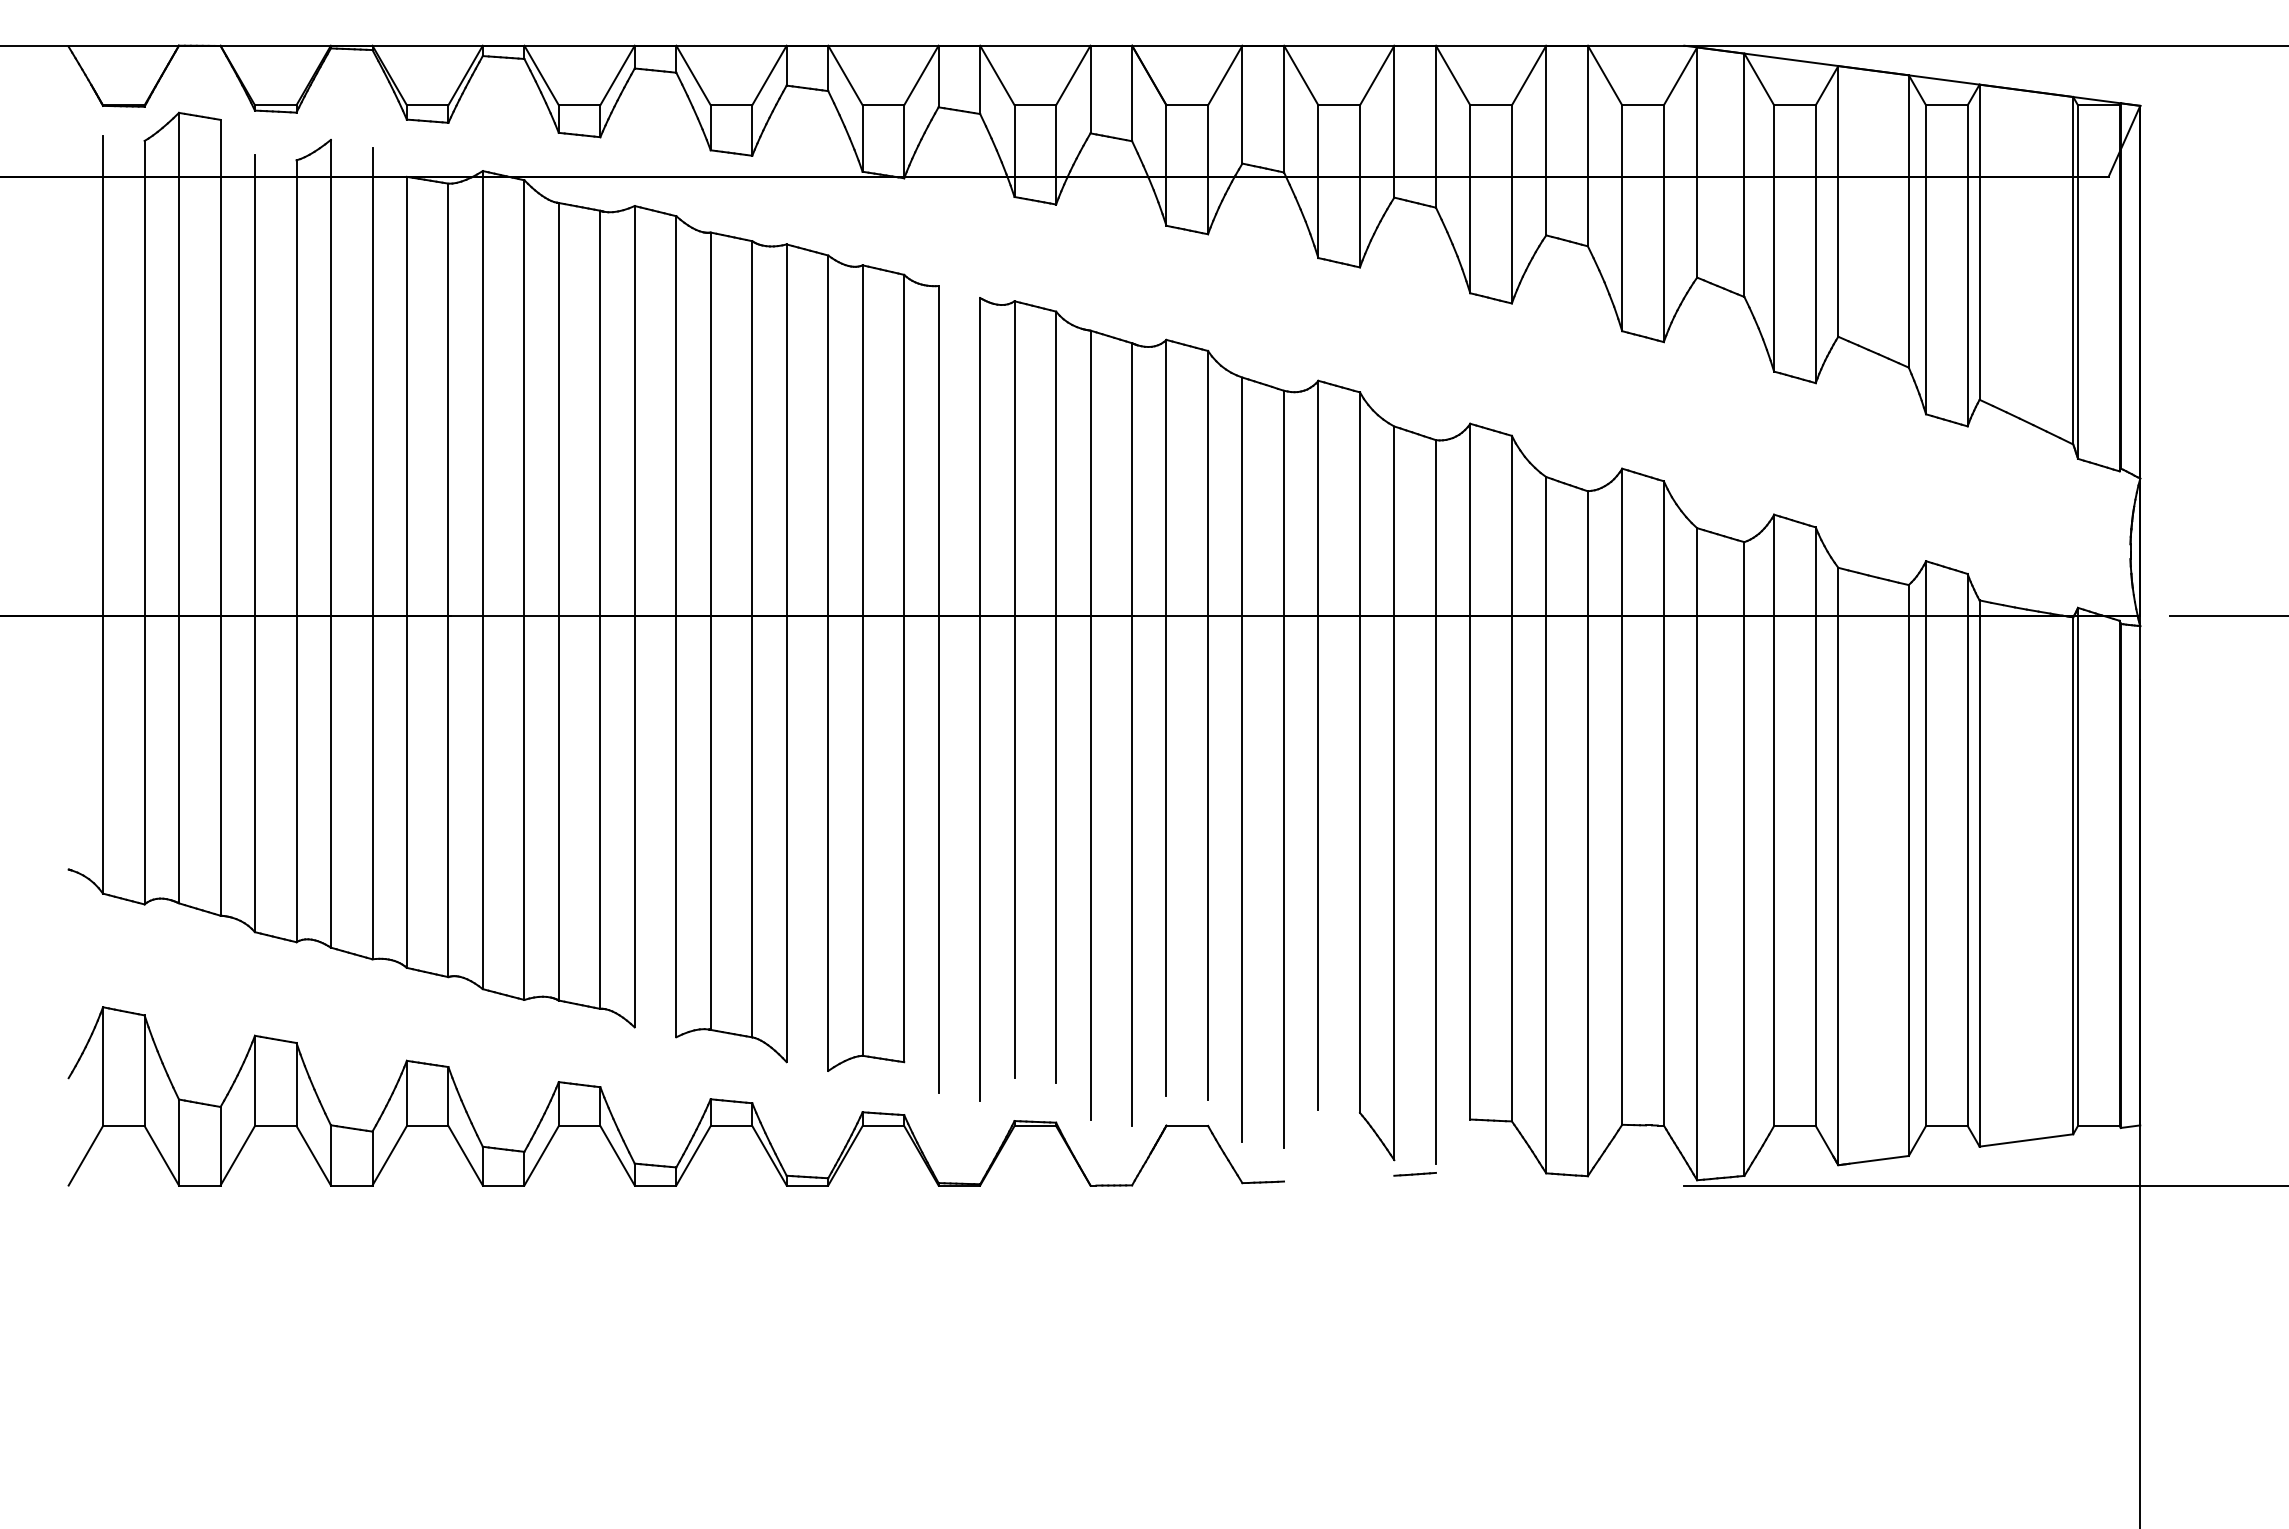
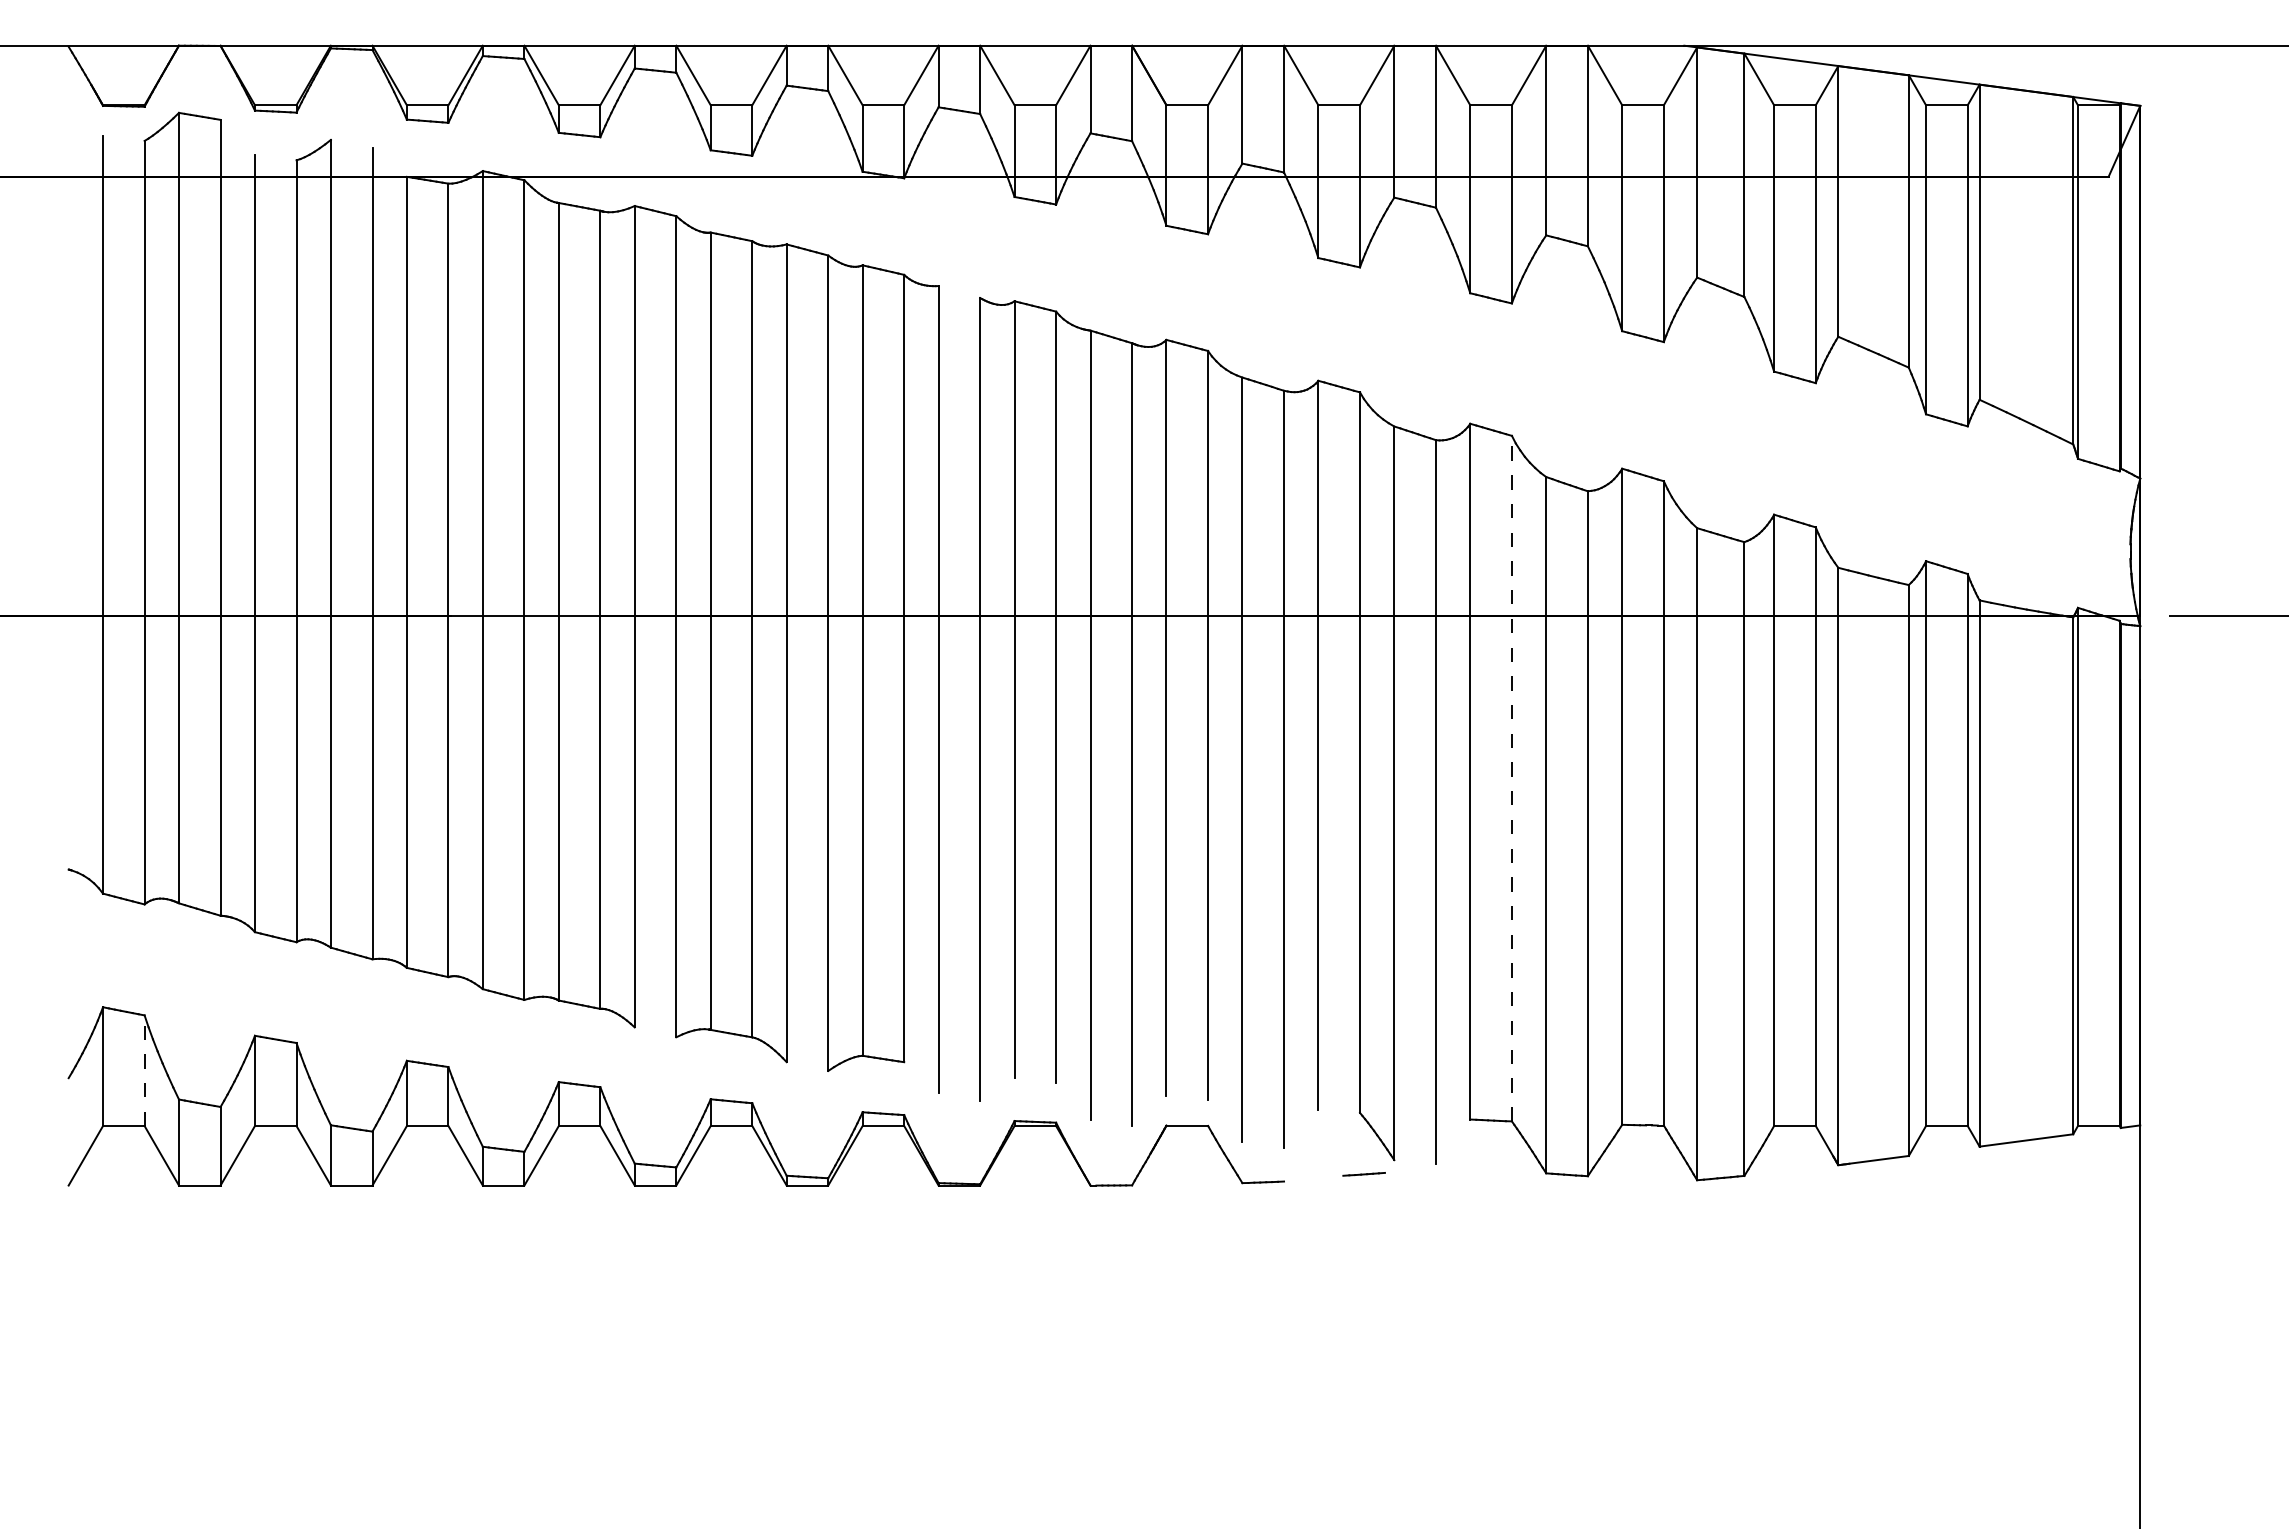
line: solid -> dashed (1511, 778)
line: solid -> dashed (144, 1070)
line position: (1414, 1174) -> (1363, 1174) (1363, 1174)
line: present -> none (1984, 1185)
